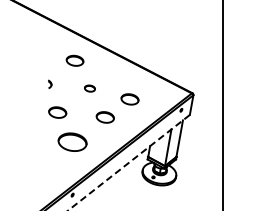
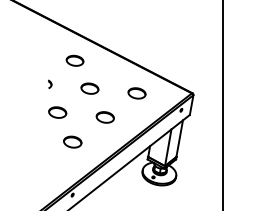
part size: 12x9 px -> 20x13 px (89, 88)
part position: (129, 99) -> (136, 93) (136, 93)
part size: 31x20 px -> 20x14 px (72, 141)
line: dashed -> solid (128, 163)
